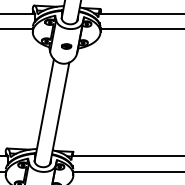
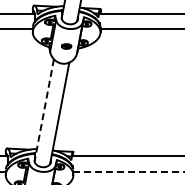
line: solid -> dashed (44, 110)
line: solid -> dashed (129, 172)
